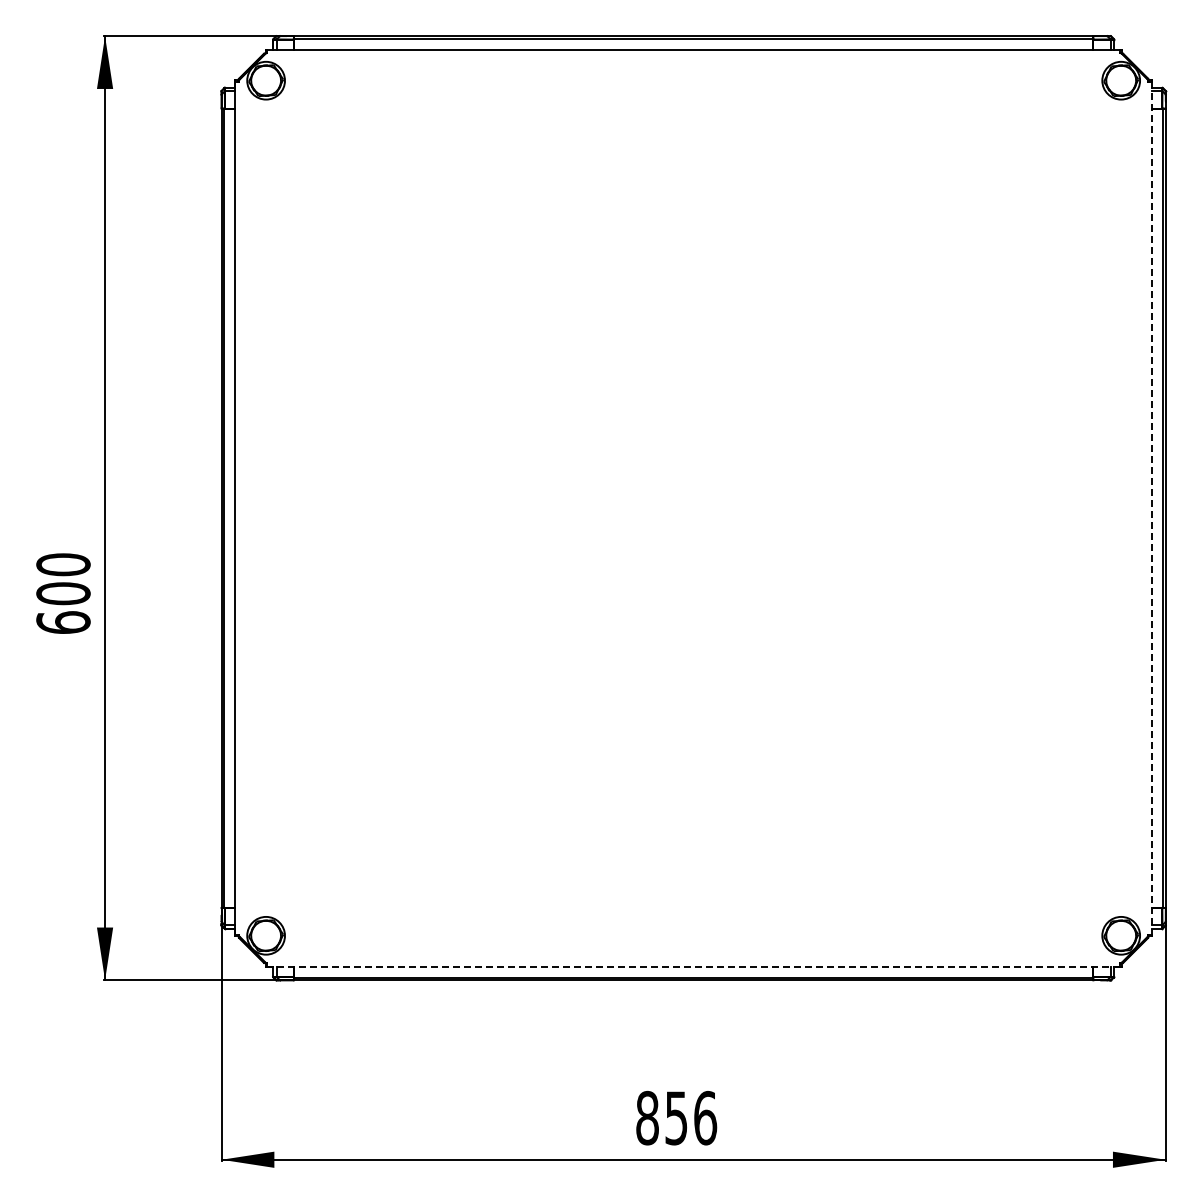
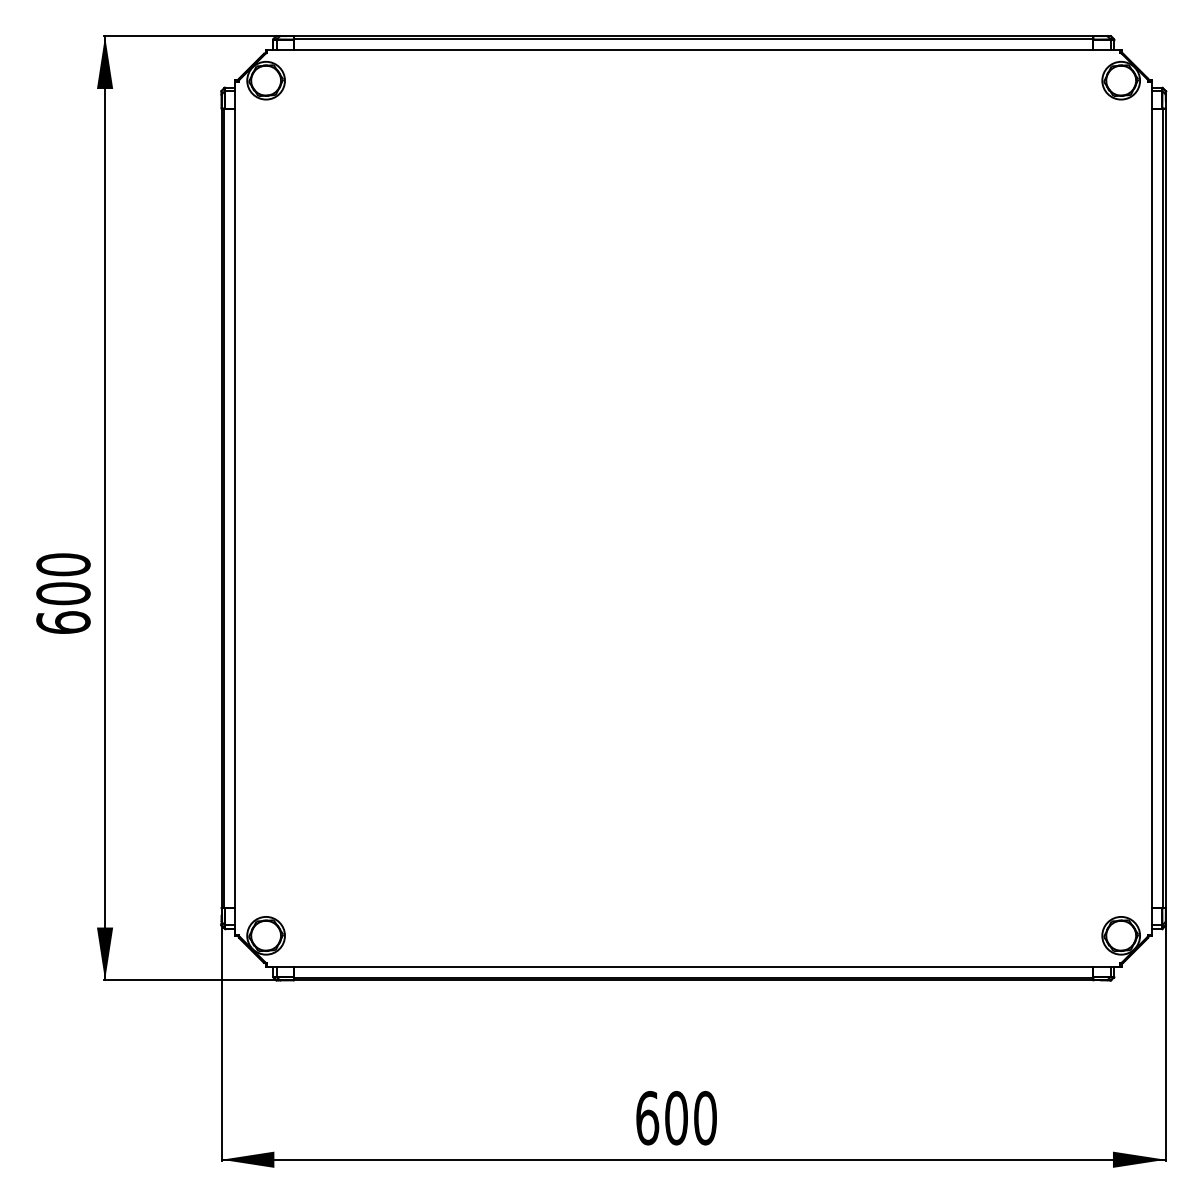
line: dashed -> solid (1152, 508)
line: dashed -> solid (693, 966)
text: 856 -> 600 (676, 1117)
